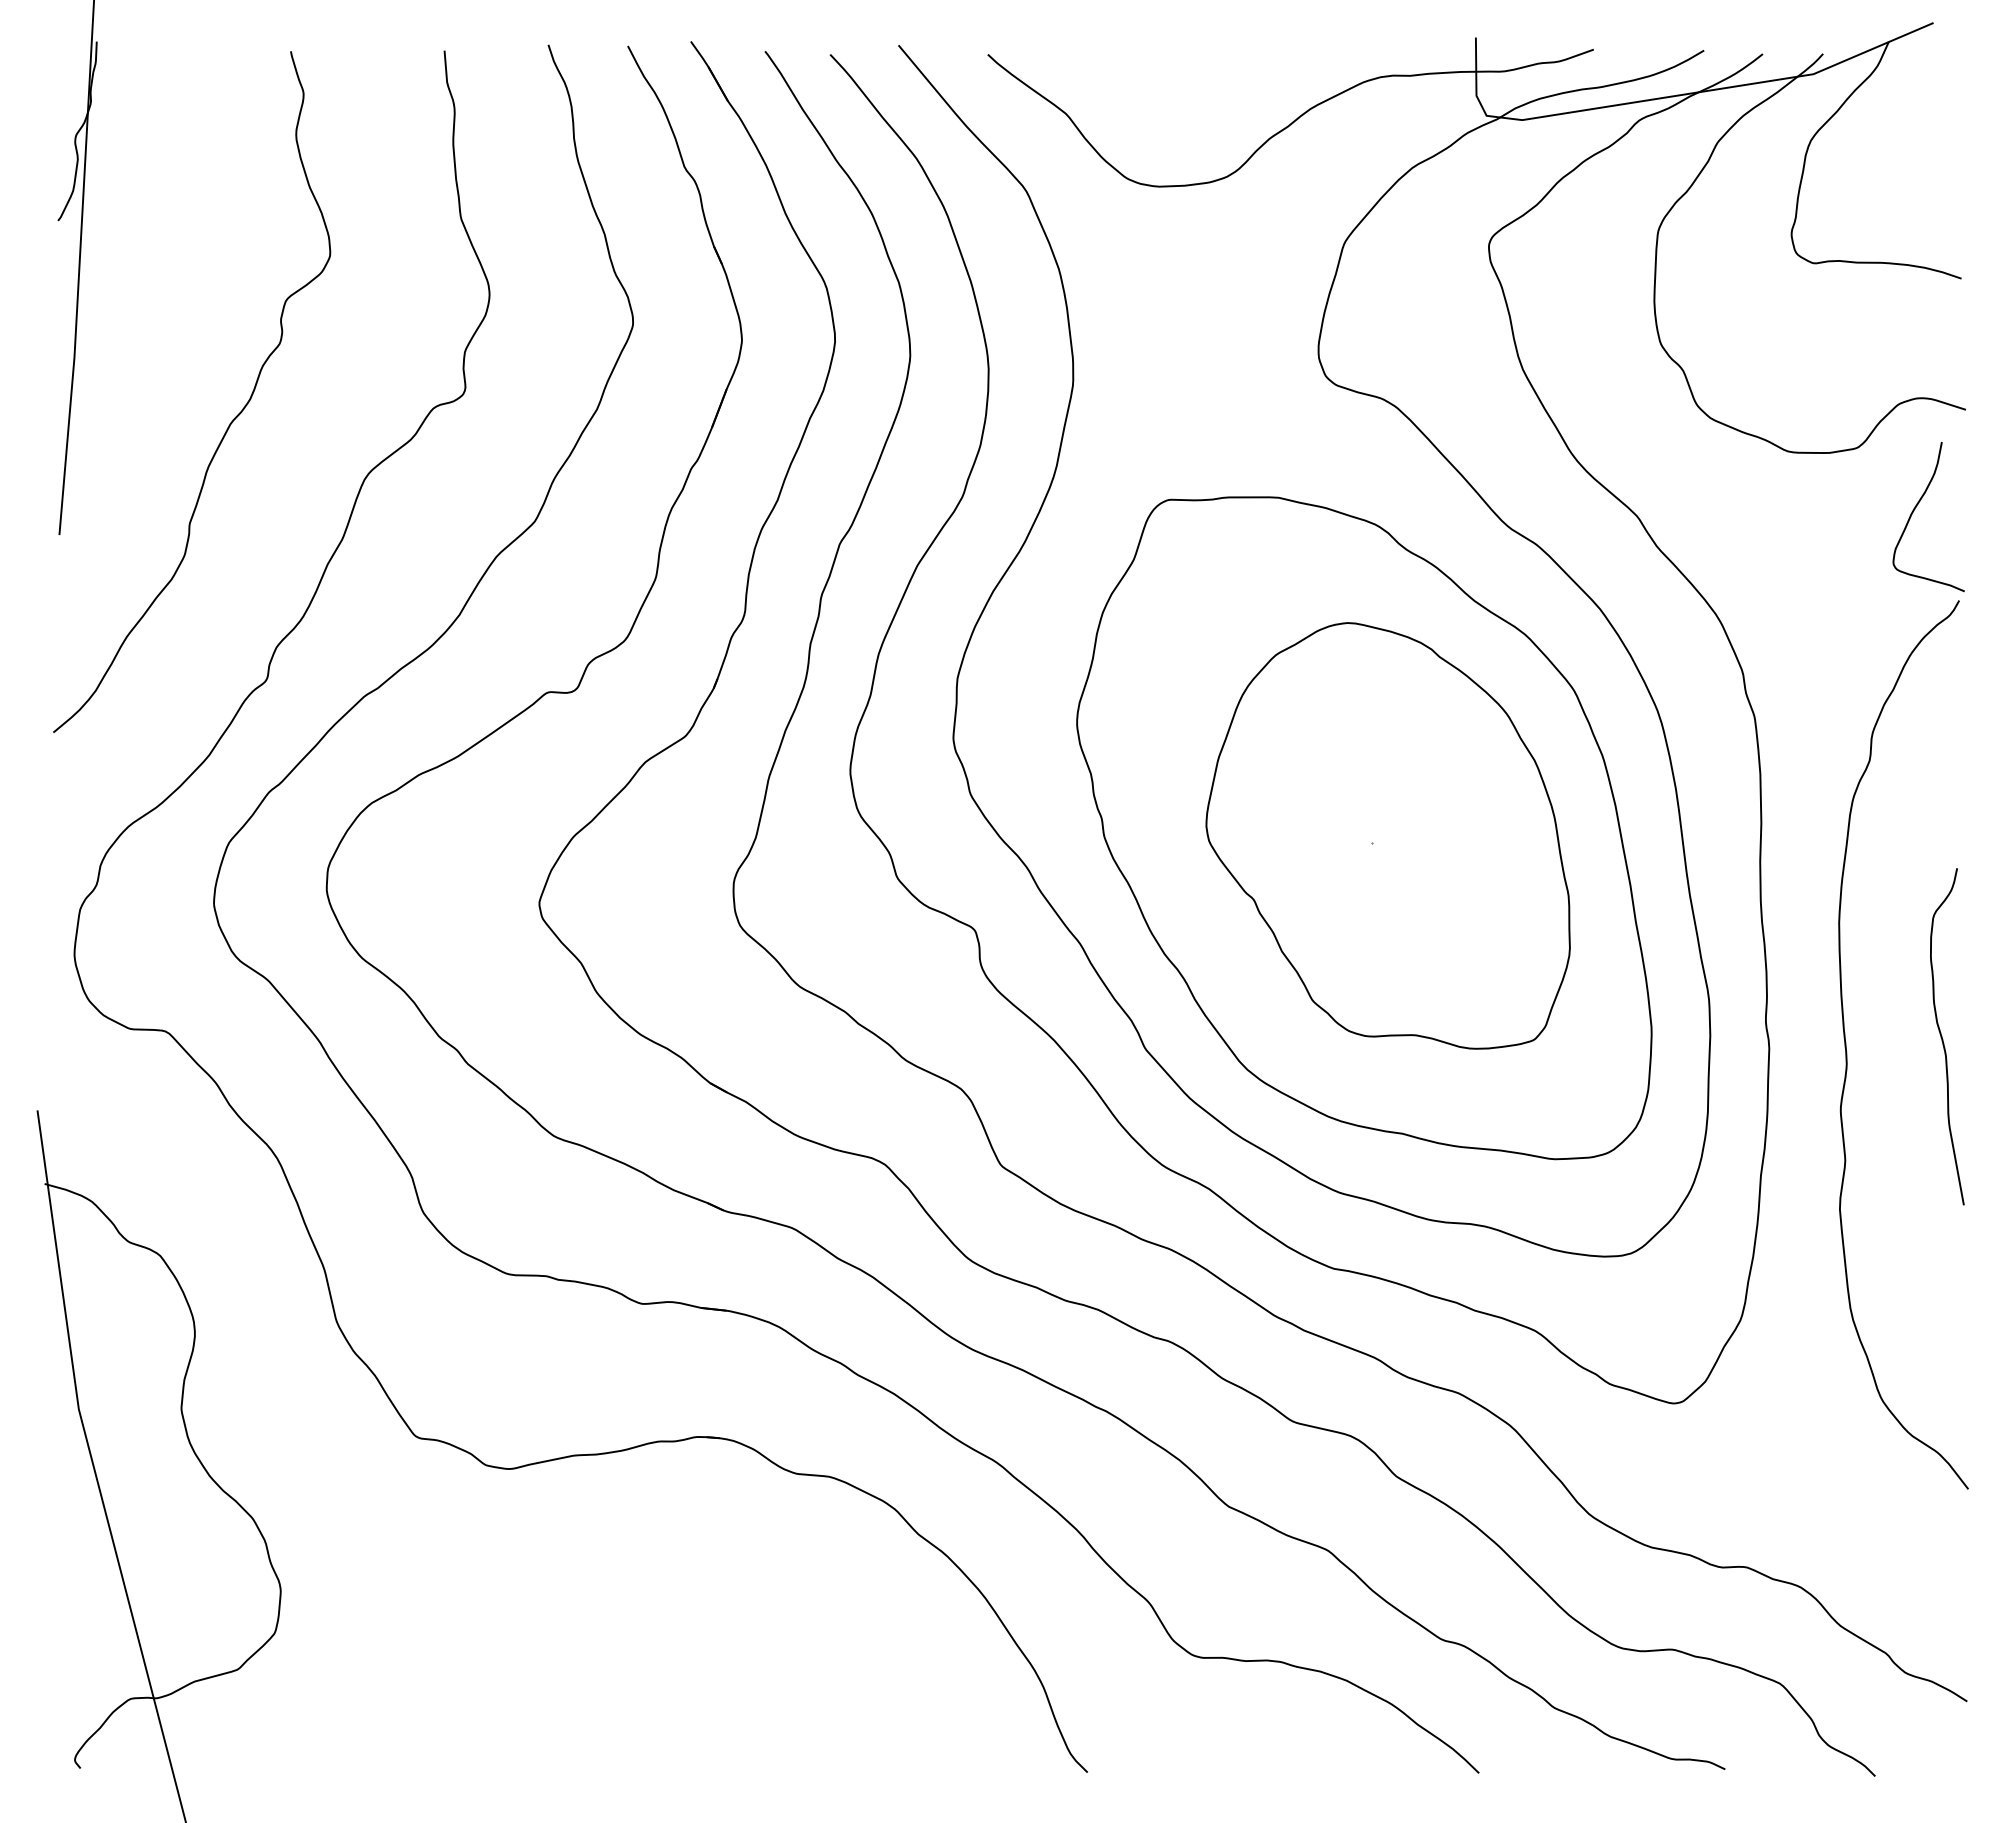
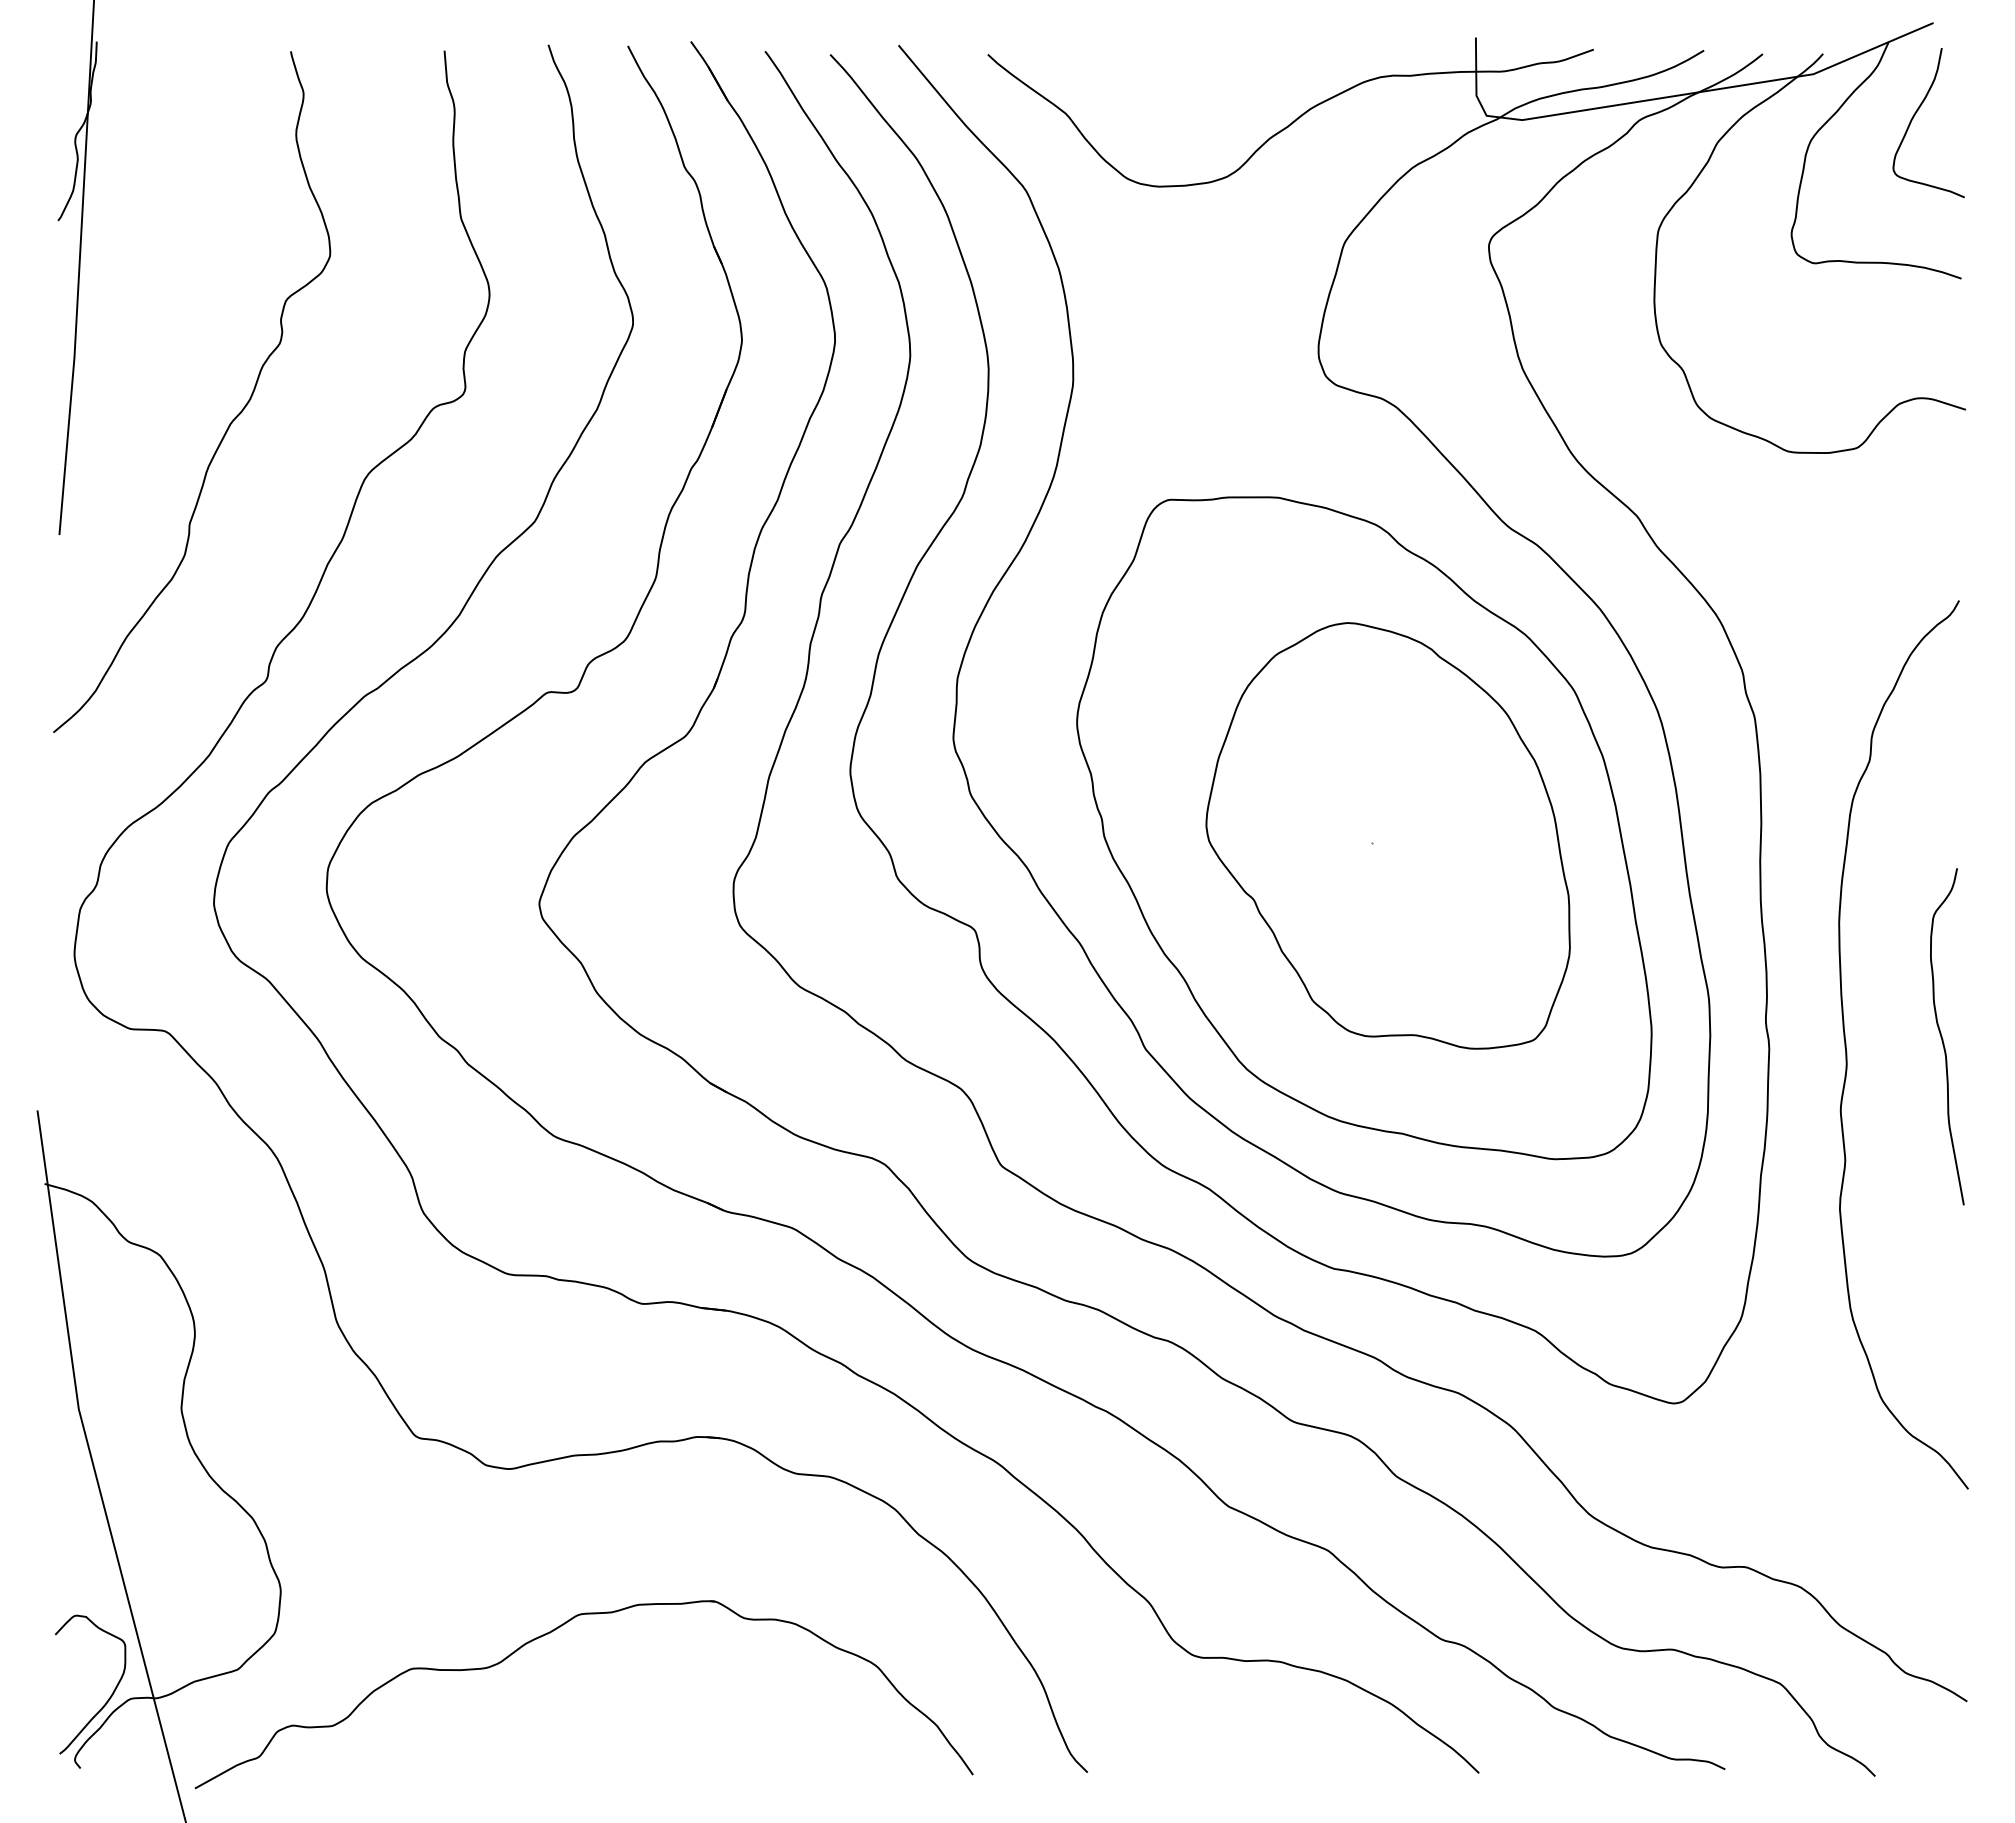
curve position: (1914, 511) -> (1914, 117) (1914, 117)
part: none -> present (552, 1632)
curve: none -> present (108, 1698)
